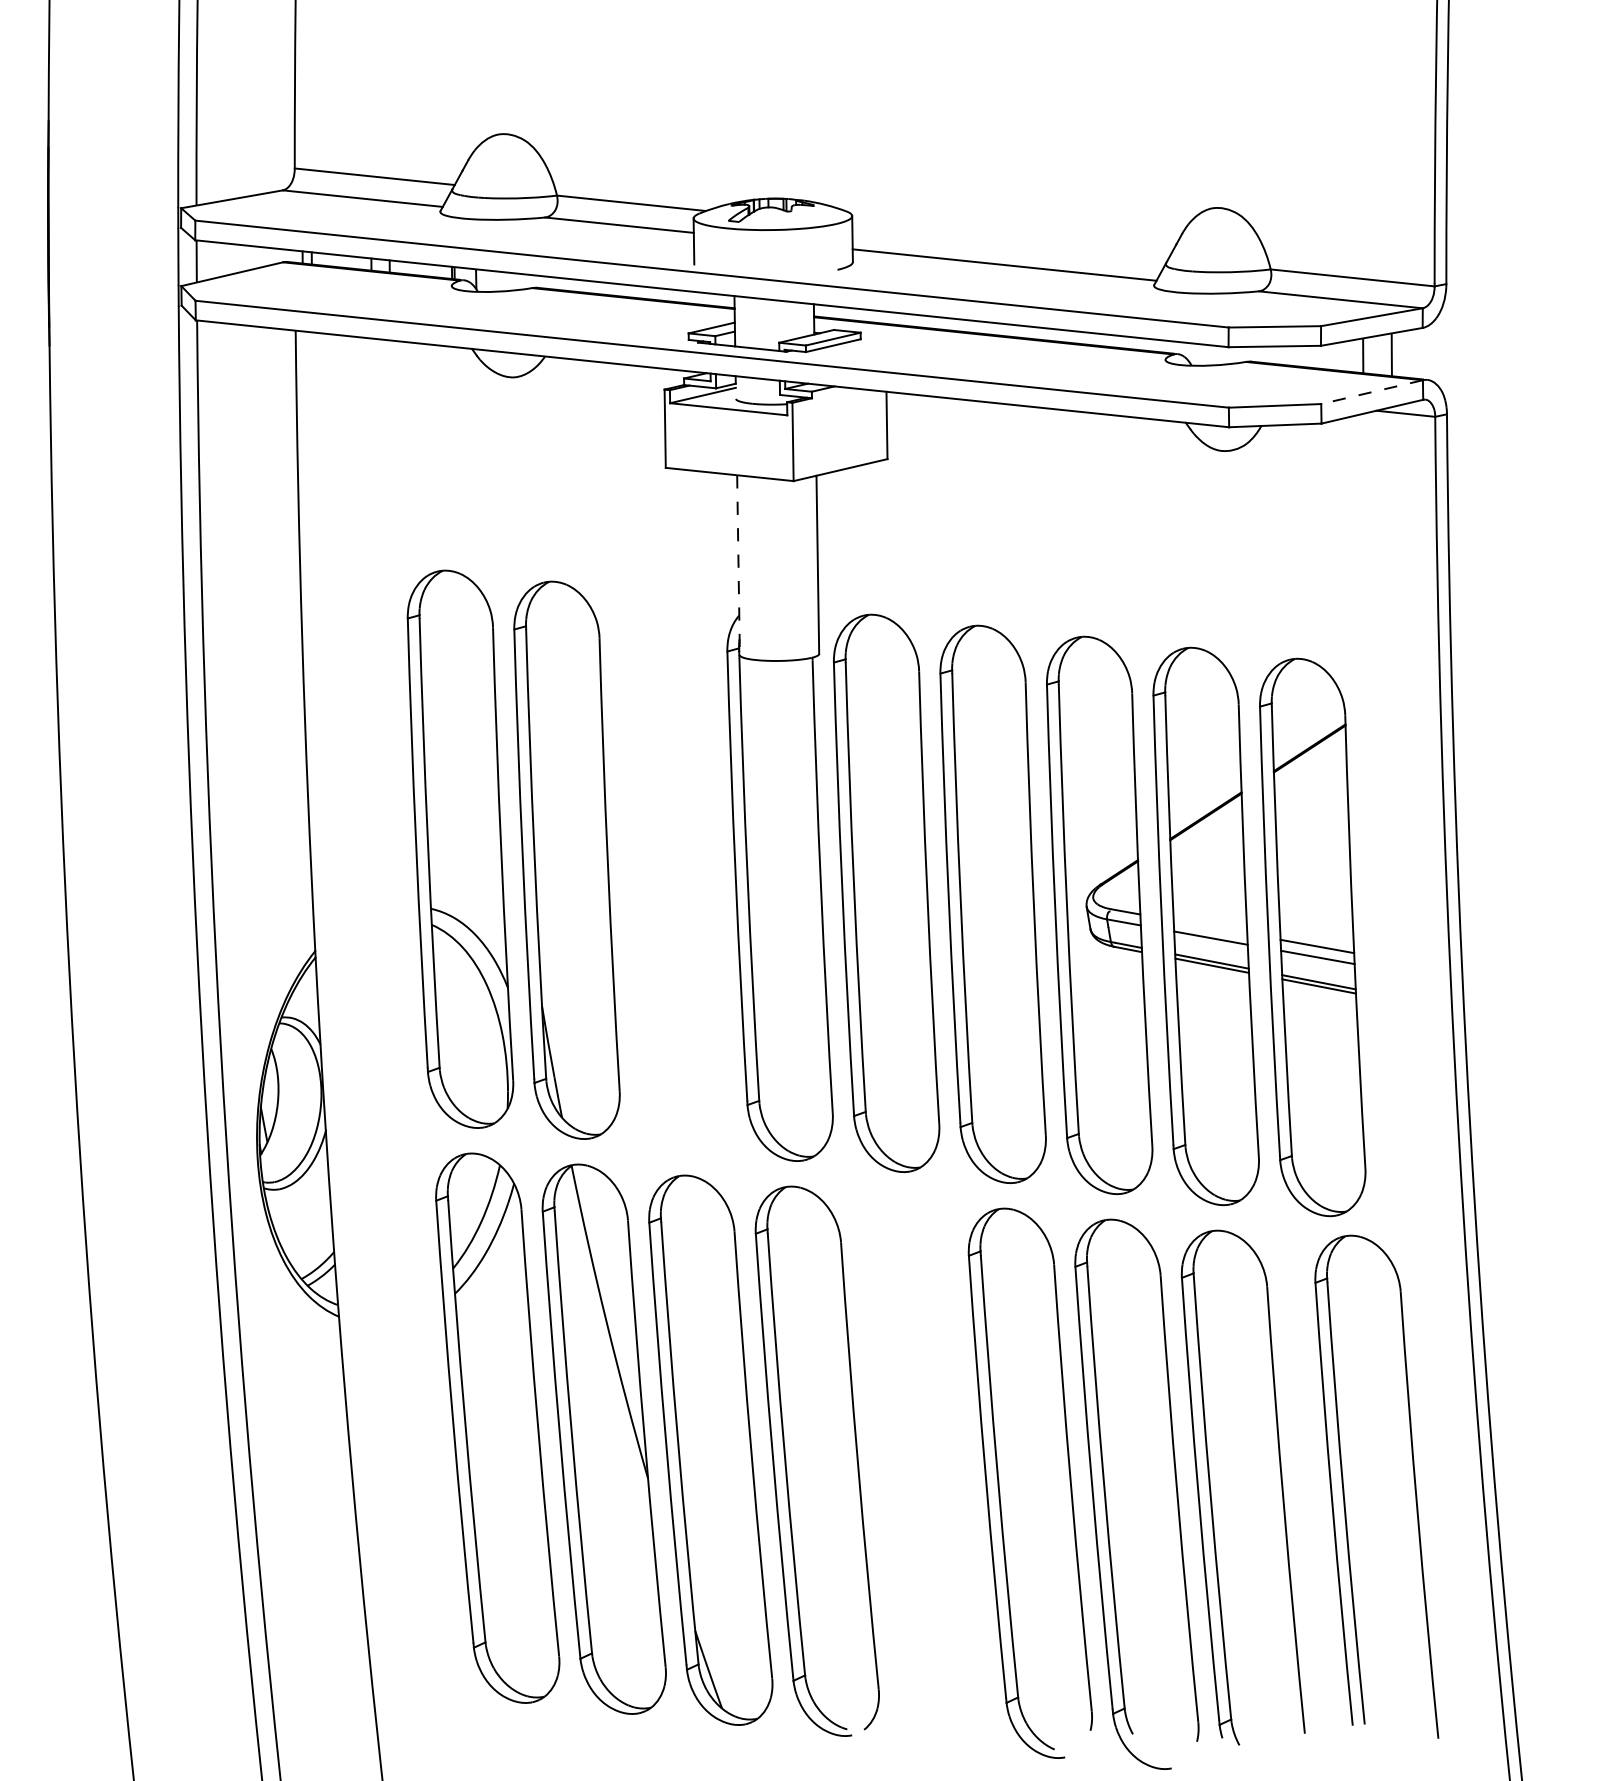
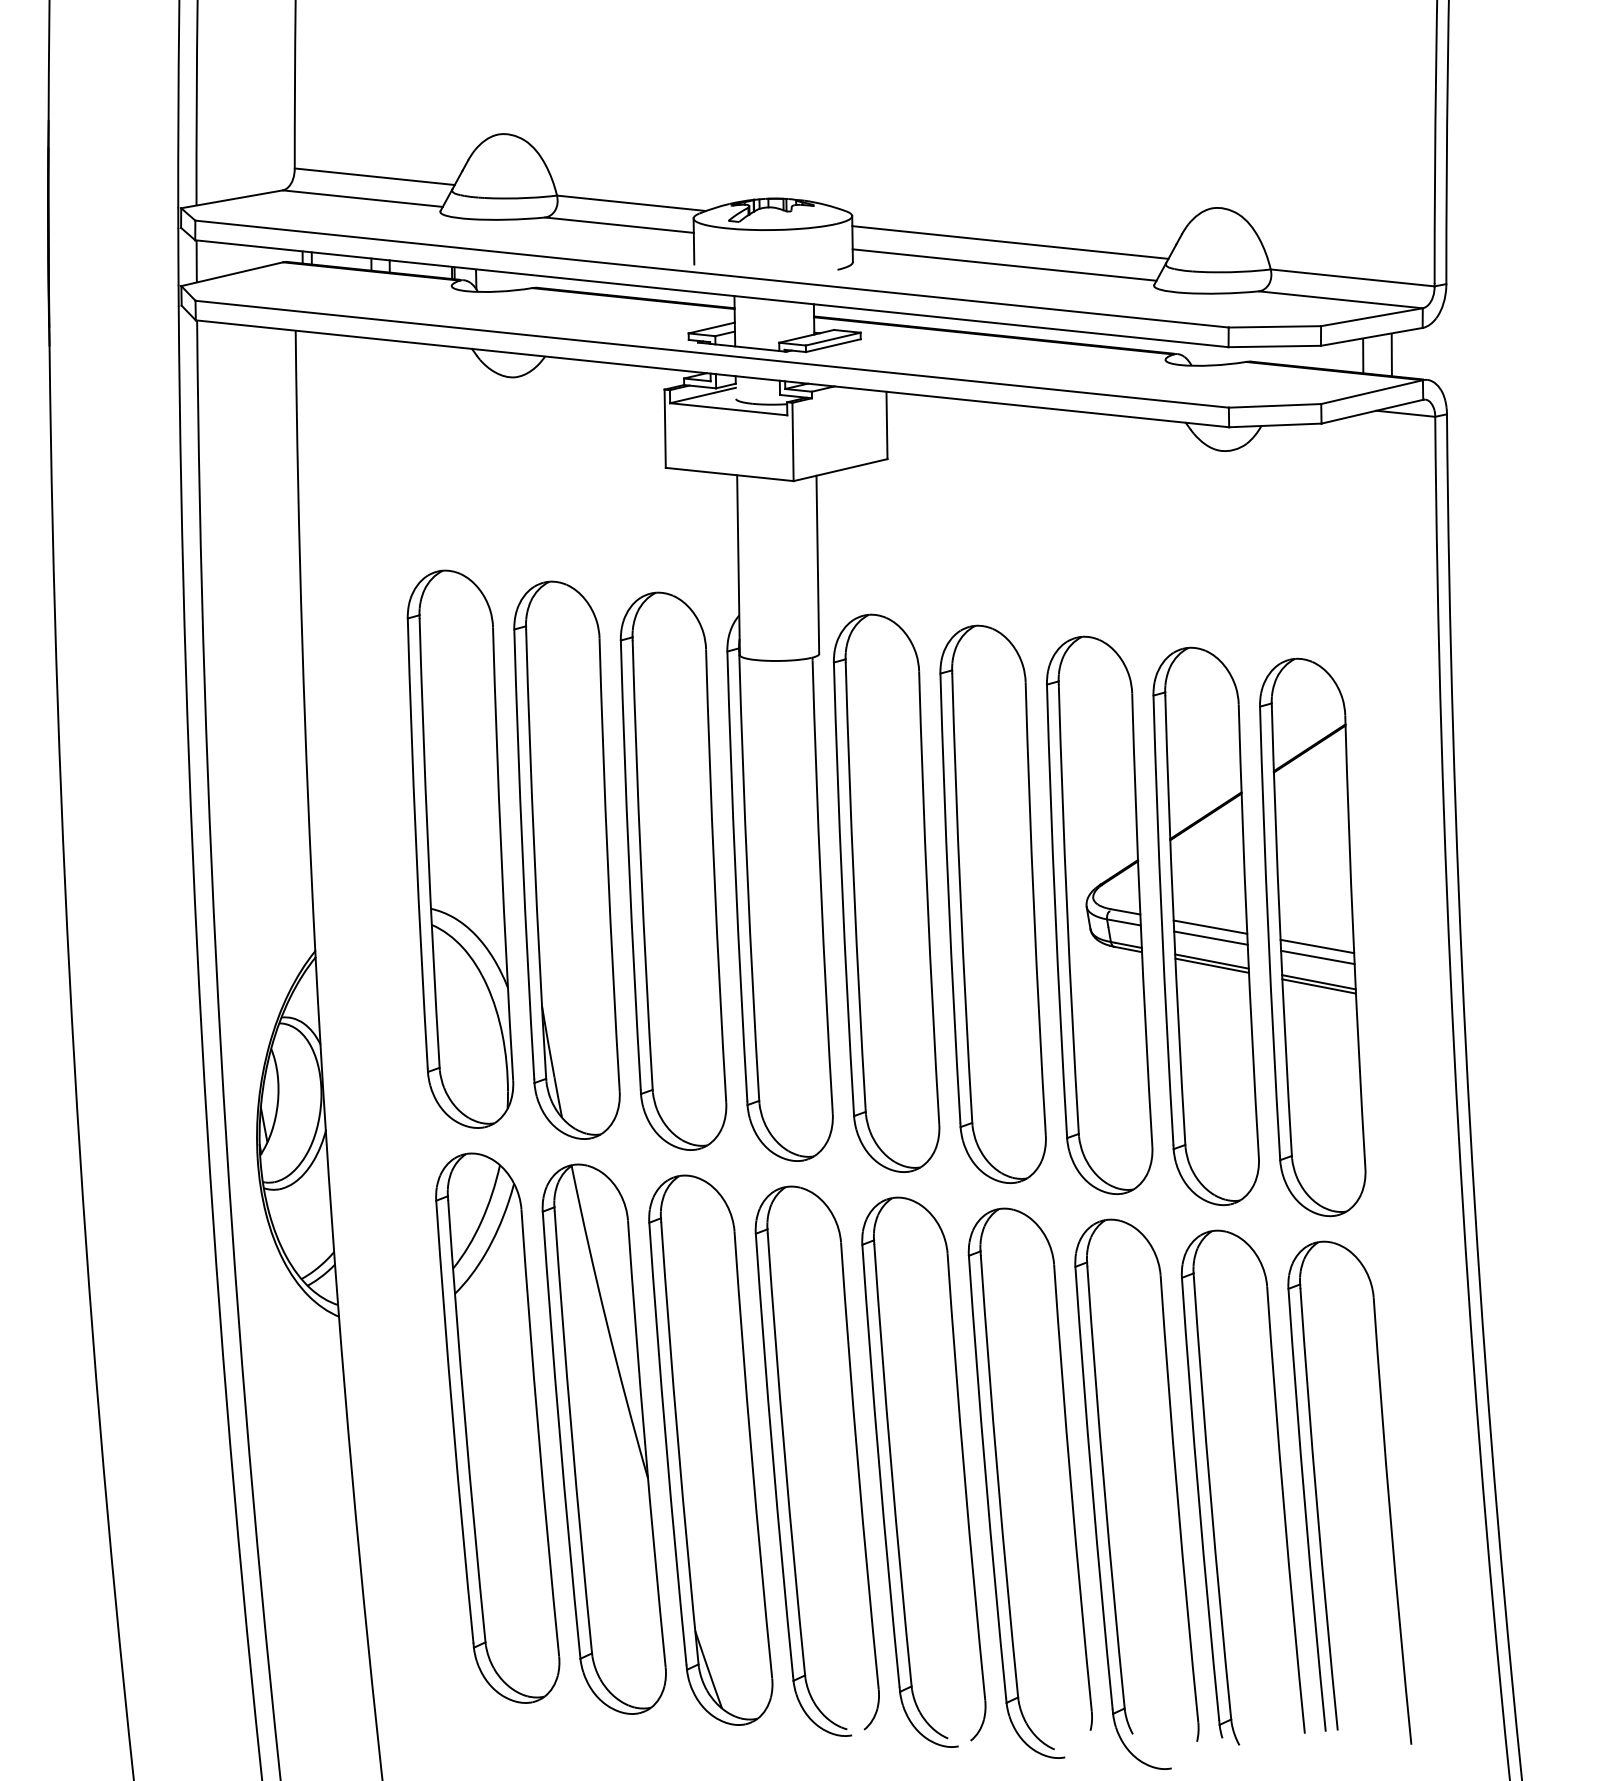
line: none -> present (1010, 242)
line: dashed -> solid (1371, 392)
line: dashed -> solid (738, 565)
part: none -> present (673, 870)
line: none -> present (1210, 926)
part: none -> present (893, 1475)
part position: (1344, 1488) -> (1317, 1494) (1317, 1494)
